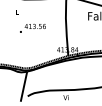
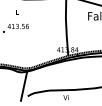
text position: (32, 28) -> (15, 28) (15, 28)
